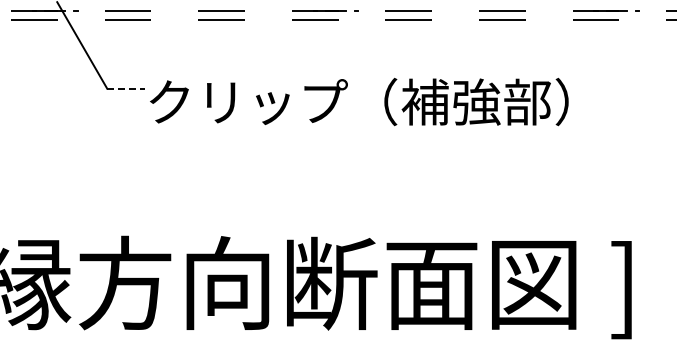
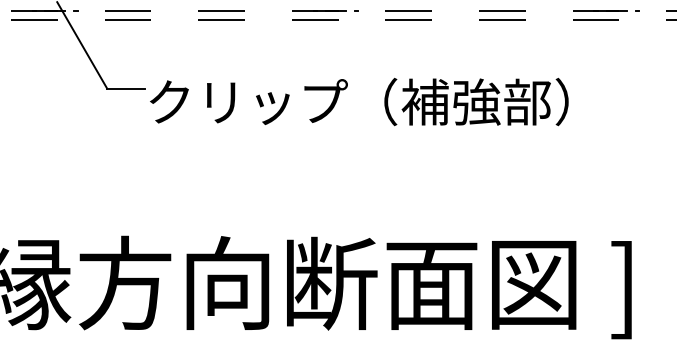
line: dashed -> solid (125, 88)
